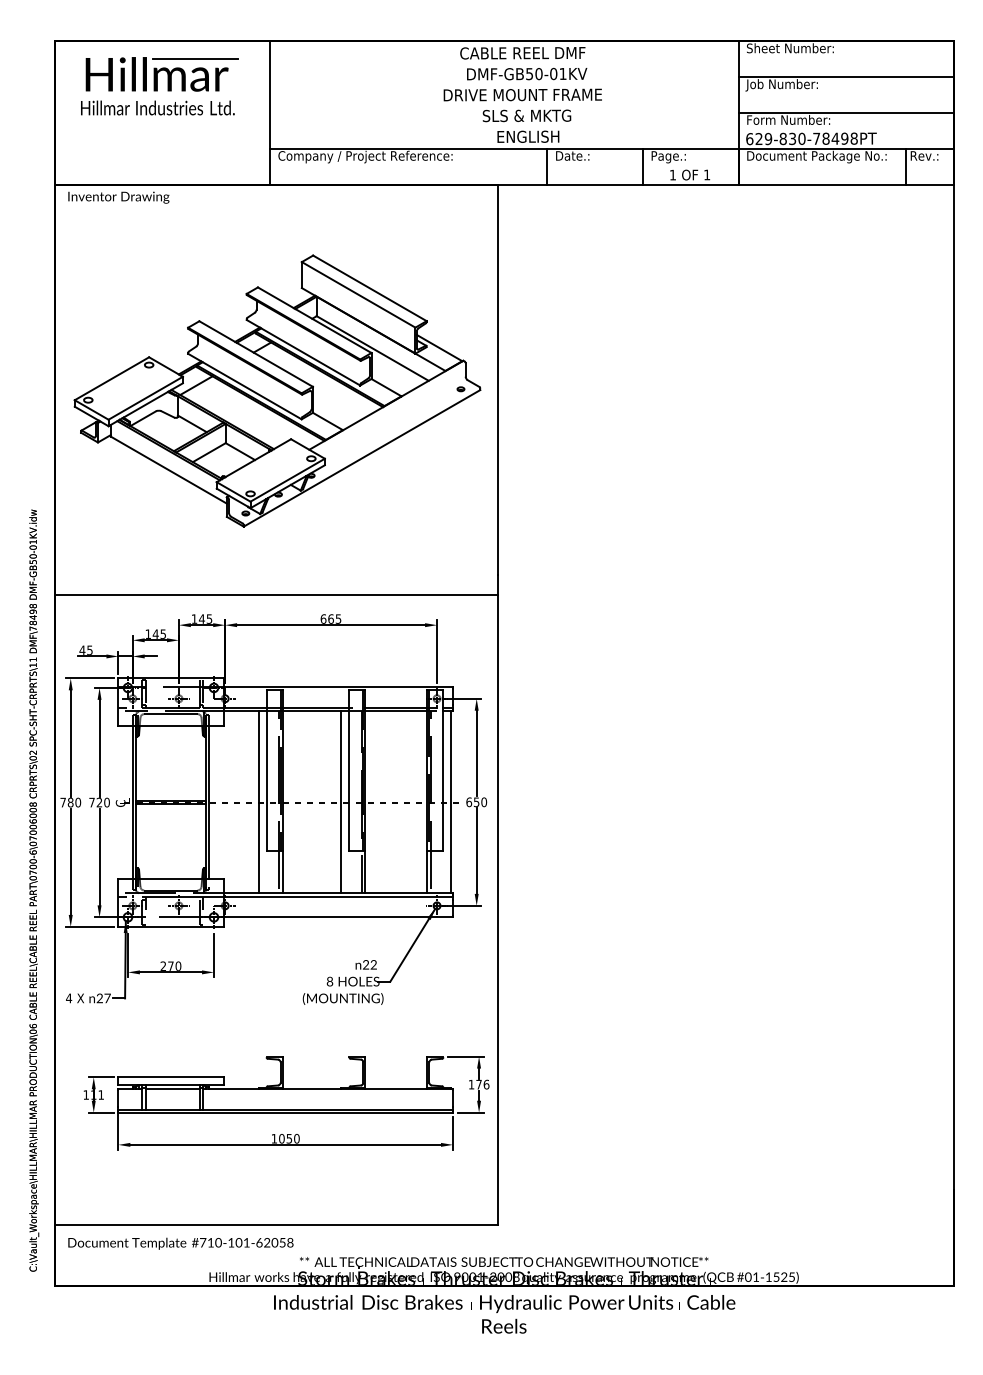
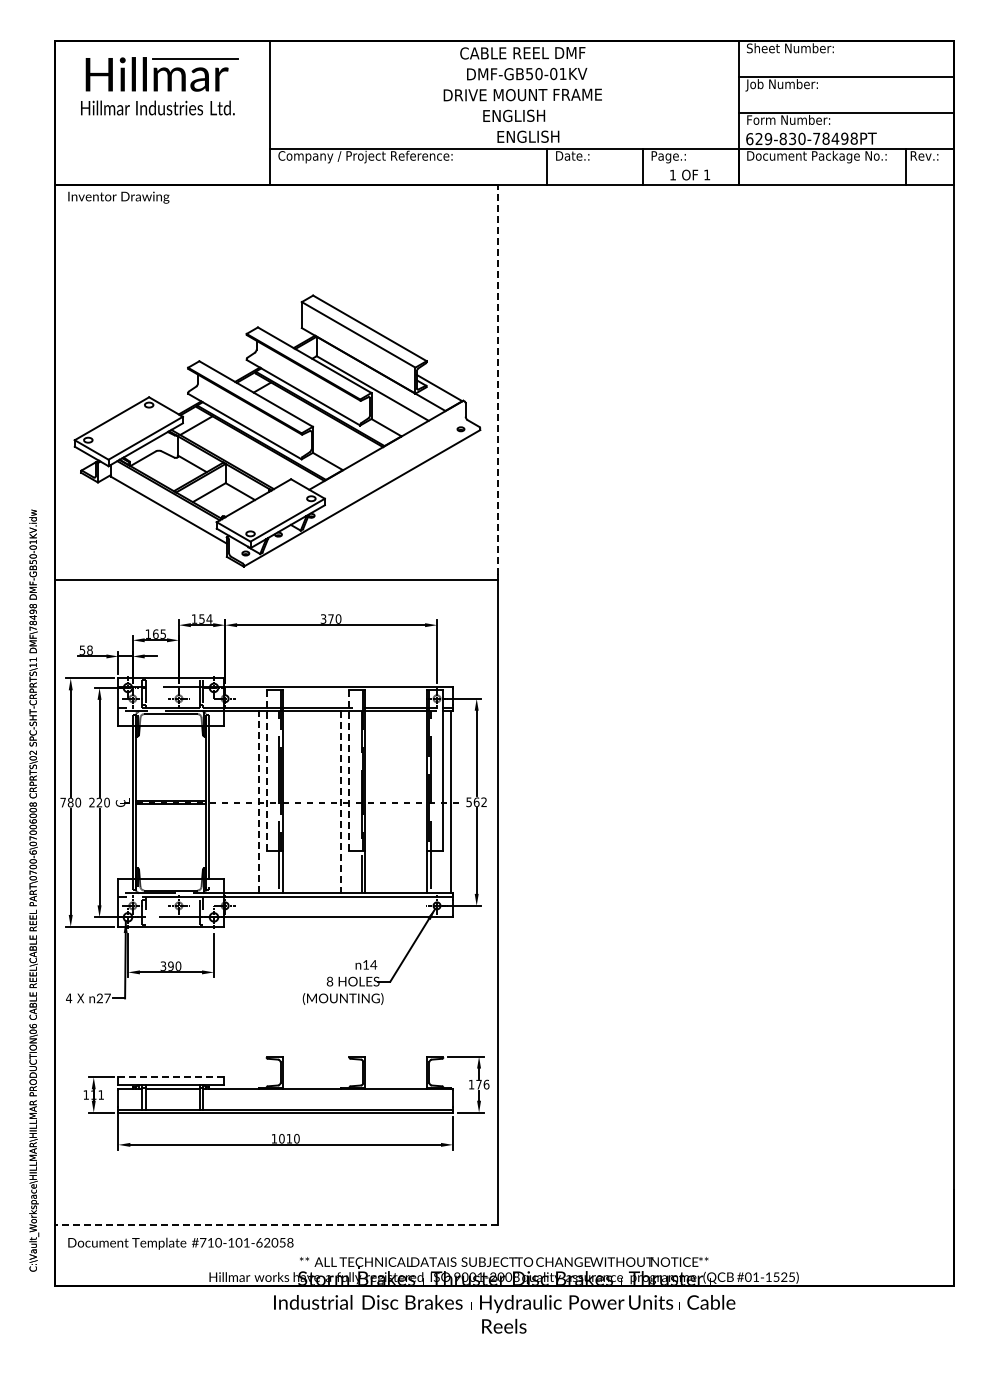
text: SLS & MKTG -> ENGLISH (526, 115)
line: solid -> dashed (498, 379)
part position: (277, 390) -> (277, 430) (277, 430)
line position: (276, 594) -> (276, 579) (276, 579)
text: 145 -> 154 (205, 618)
text: 665 -> 370 (330, 618)
text: 145 -> 165 (155, 633)
text: 45 -> 58 (85, 649)
line: solid -> dashed (266, 770)
line: solid -> dashed (349, 770)
line: solid -> dashed (258, 801)
text: 720 -> 220 (91, 802)
line: solid -> dashed (341, 802)
text: 650 -> 562 (476, 802)
text: 22 -> 14 (369, 964)
text: 270 -> 390 (166, 965)
line: solid -> dashed (170, 1077)
text: 1050 -> 1010 (289, 1138)
line: solid -> dashed (276, 1224)
